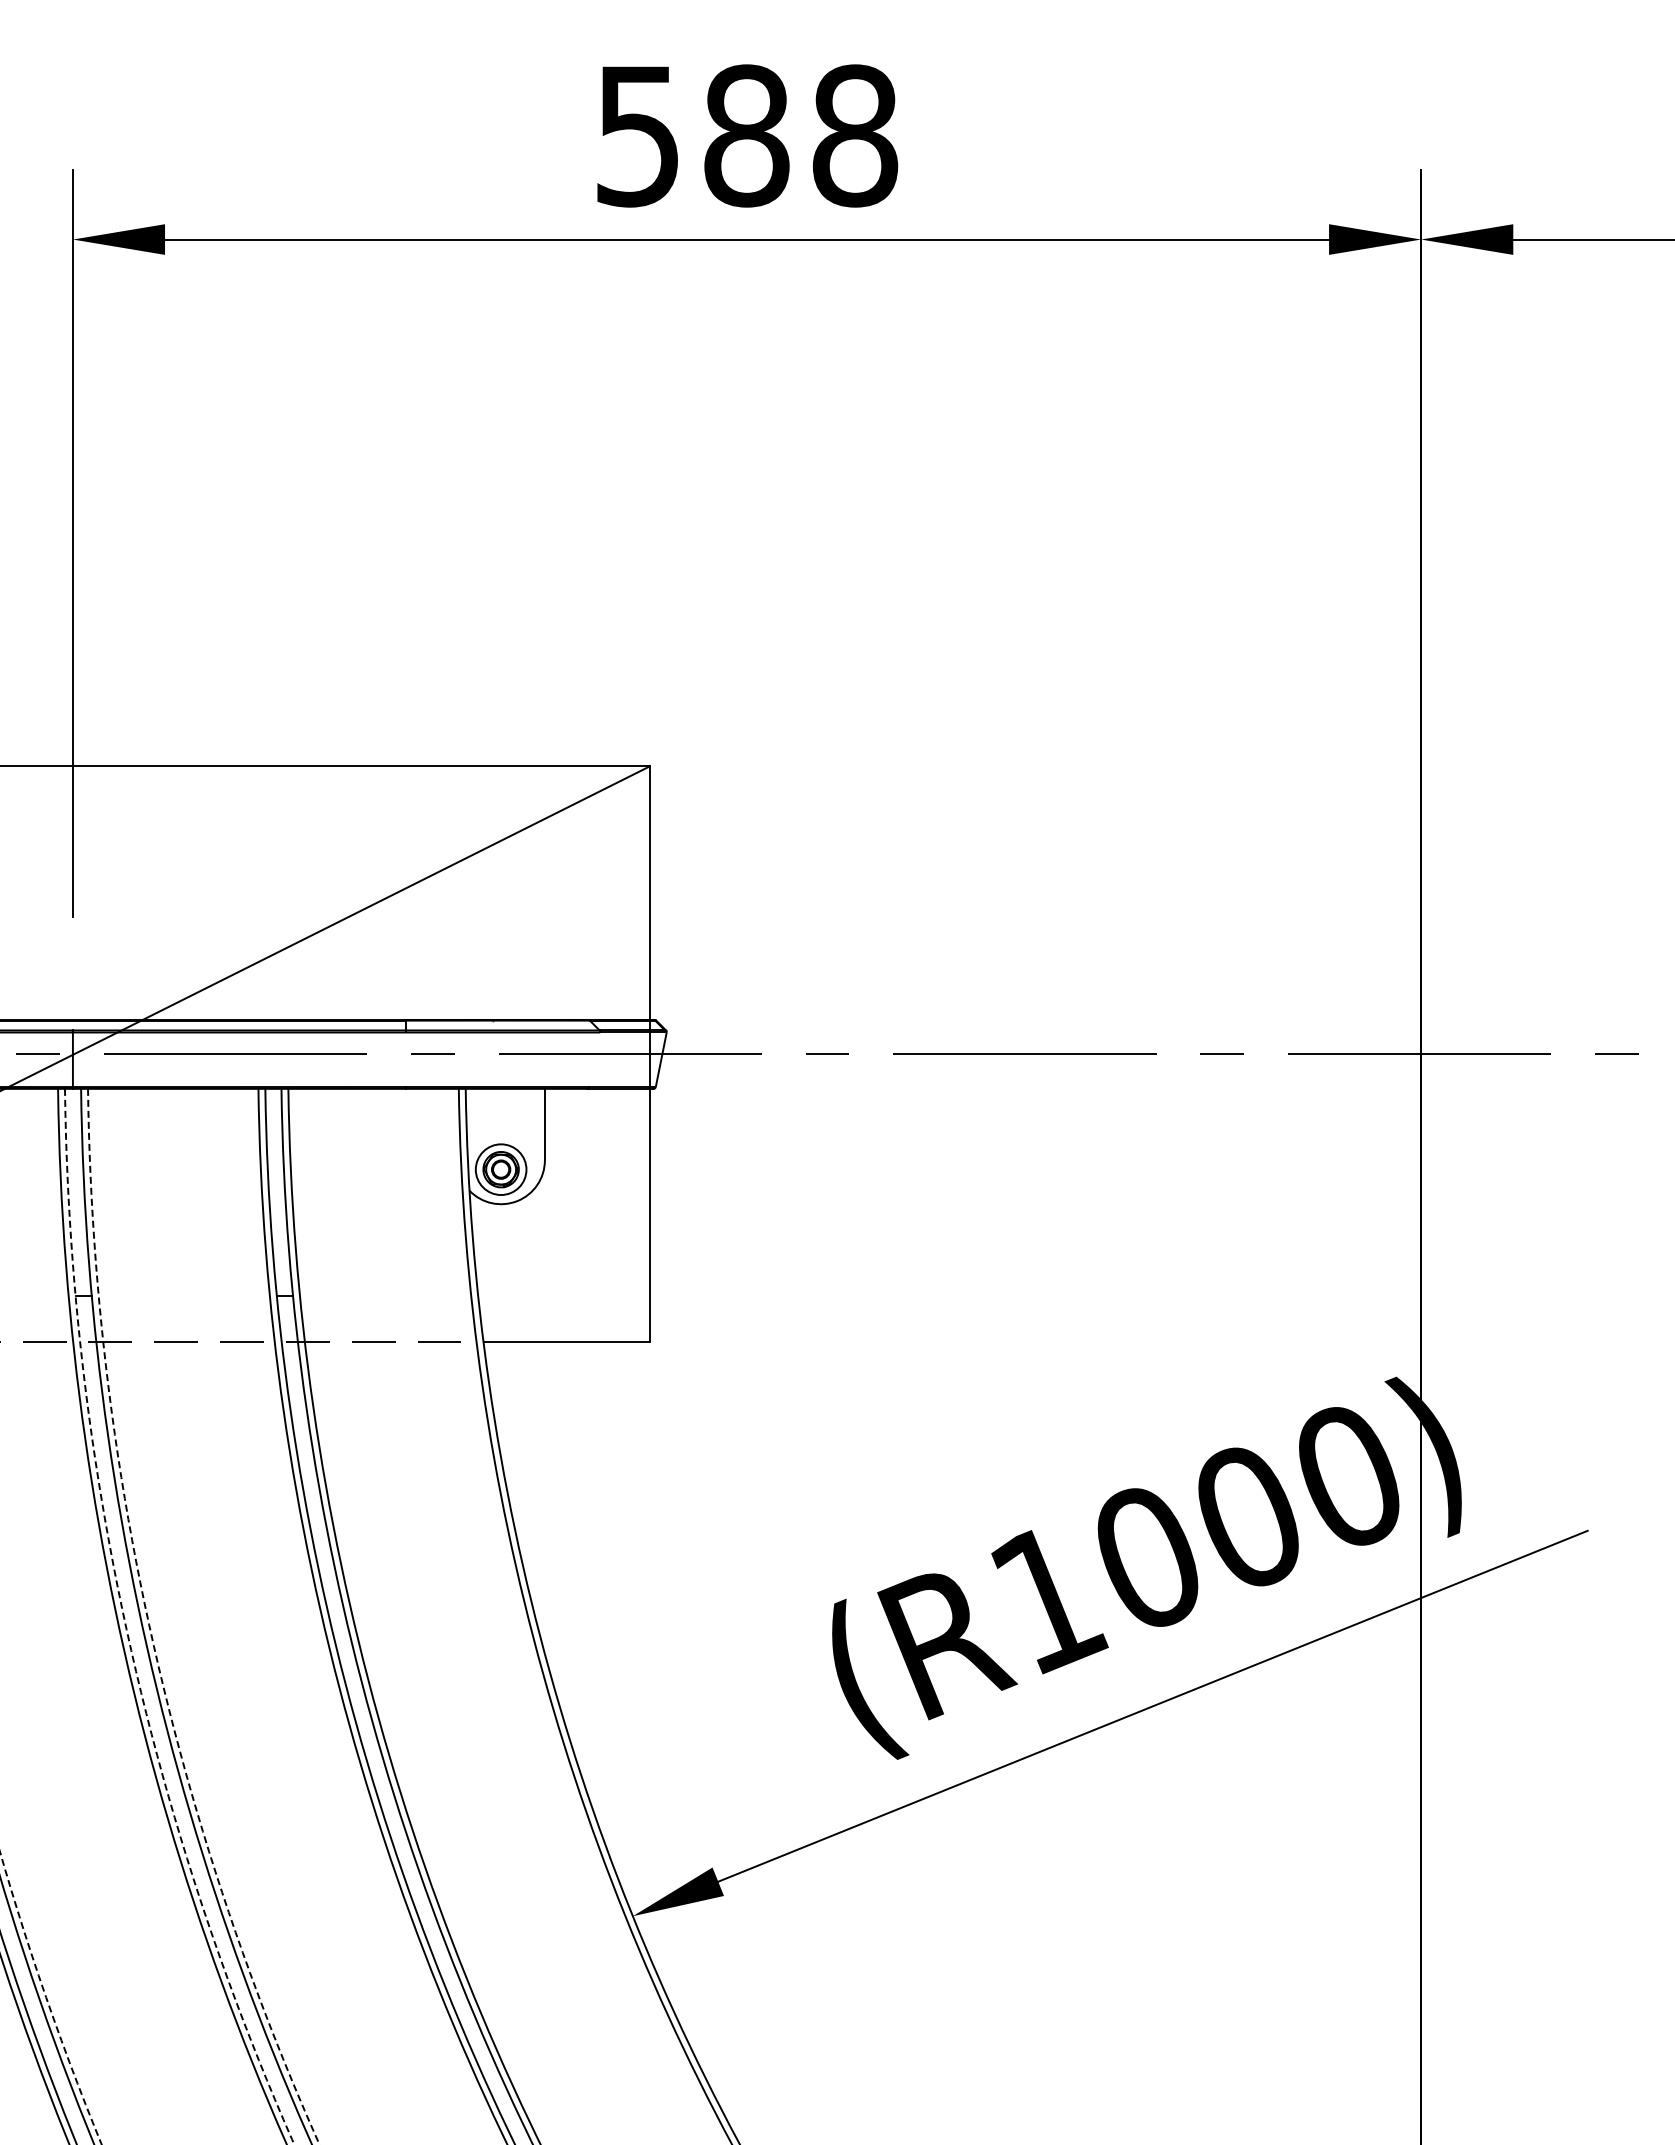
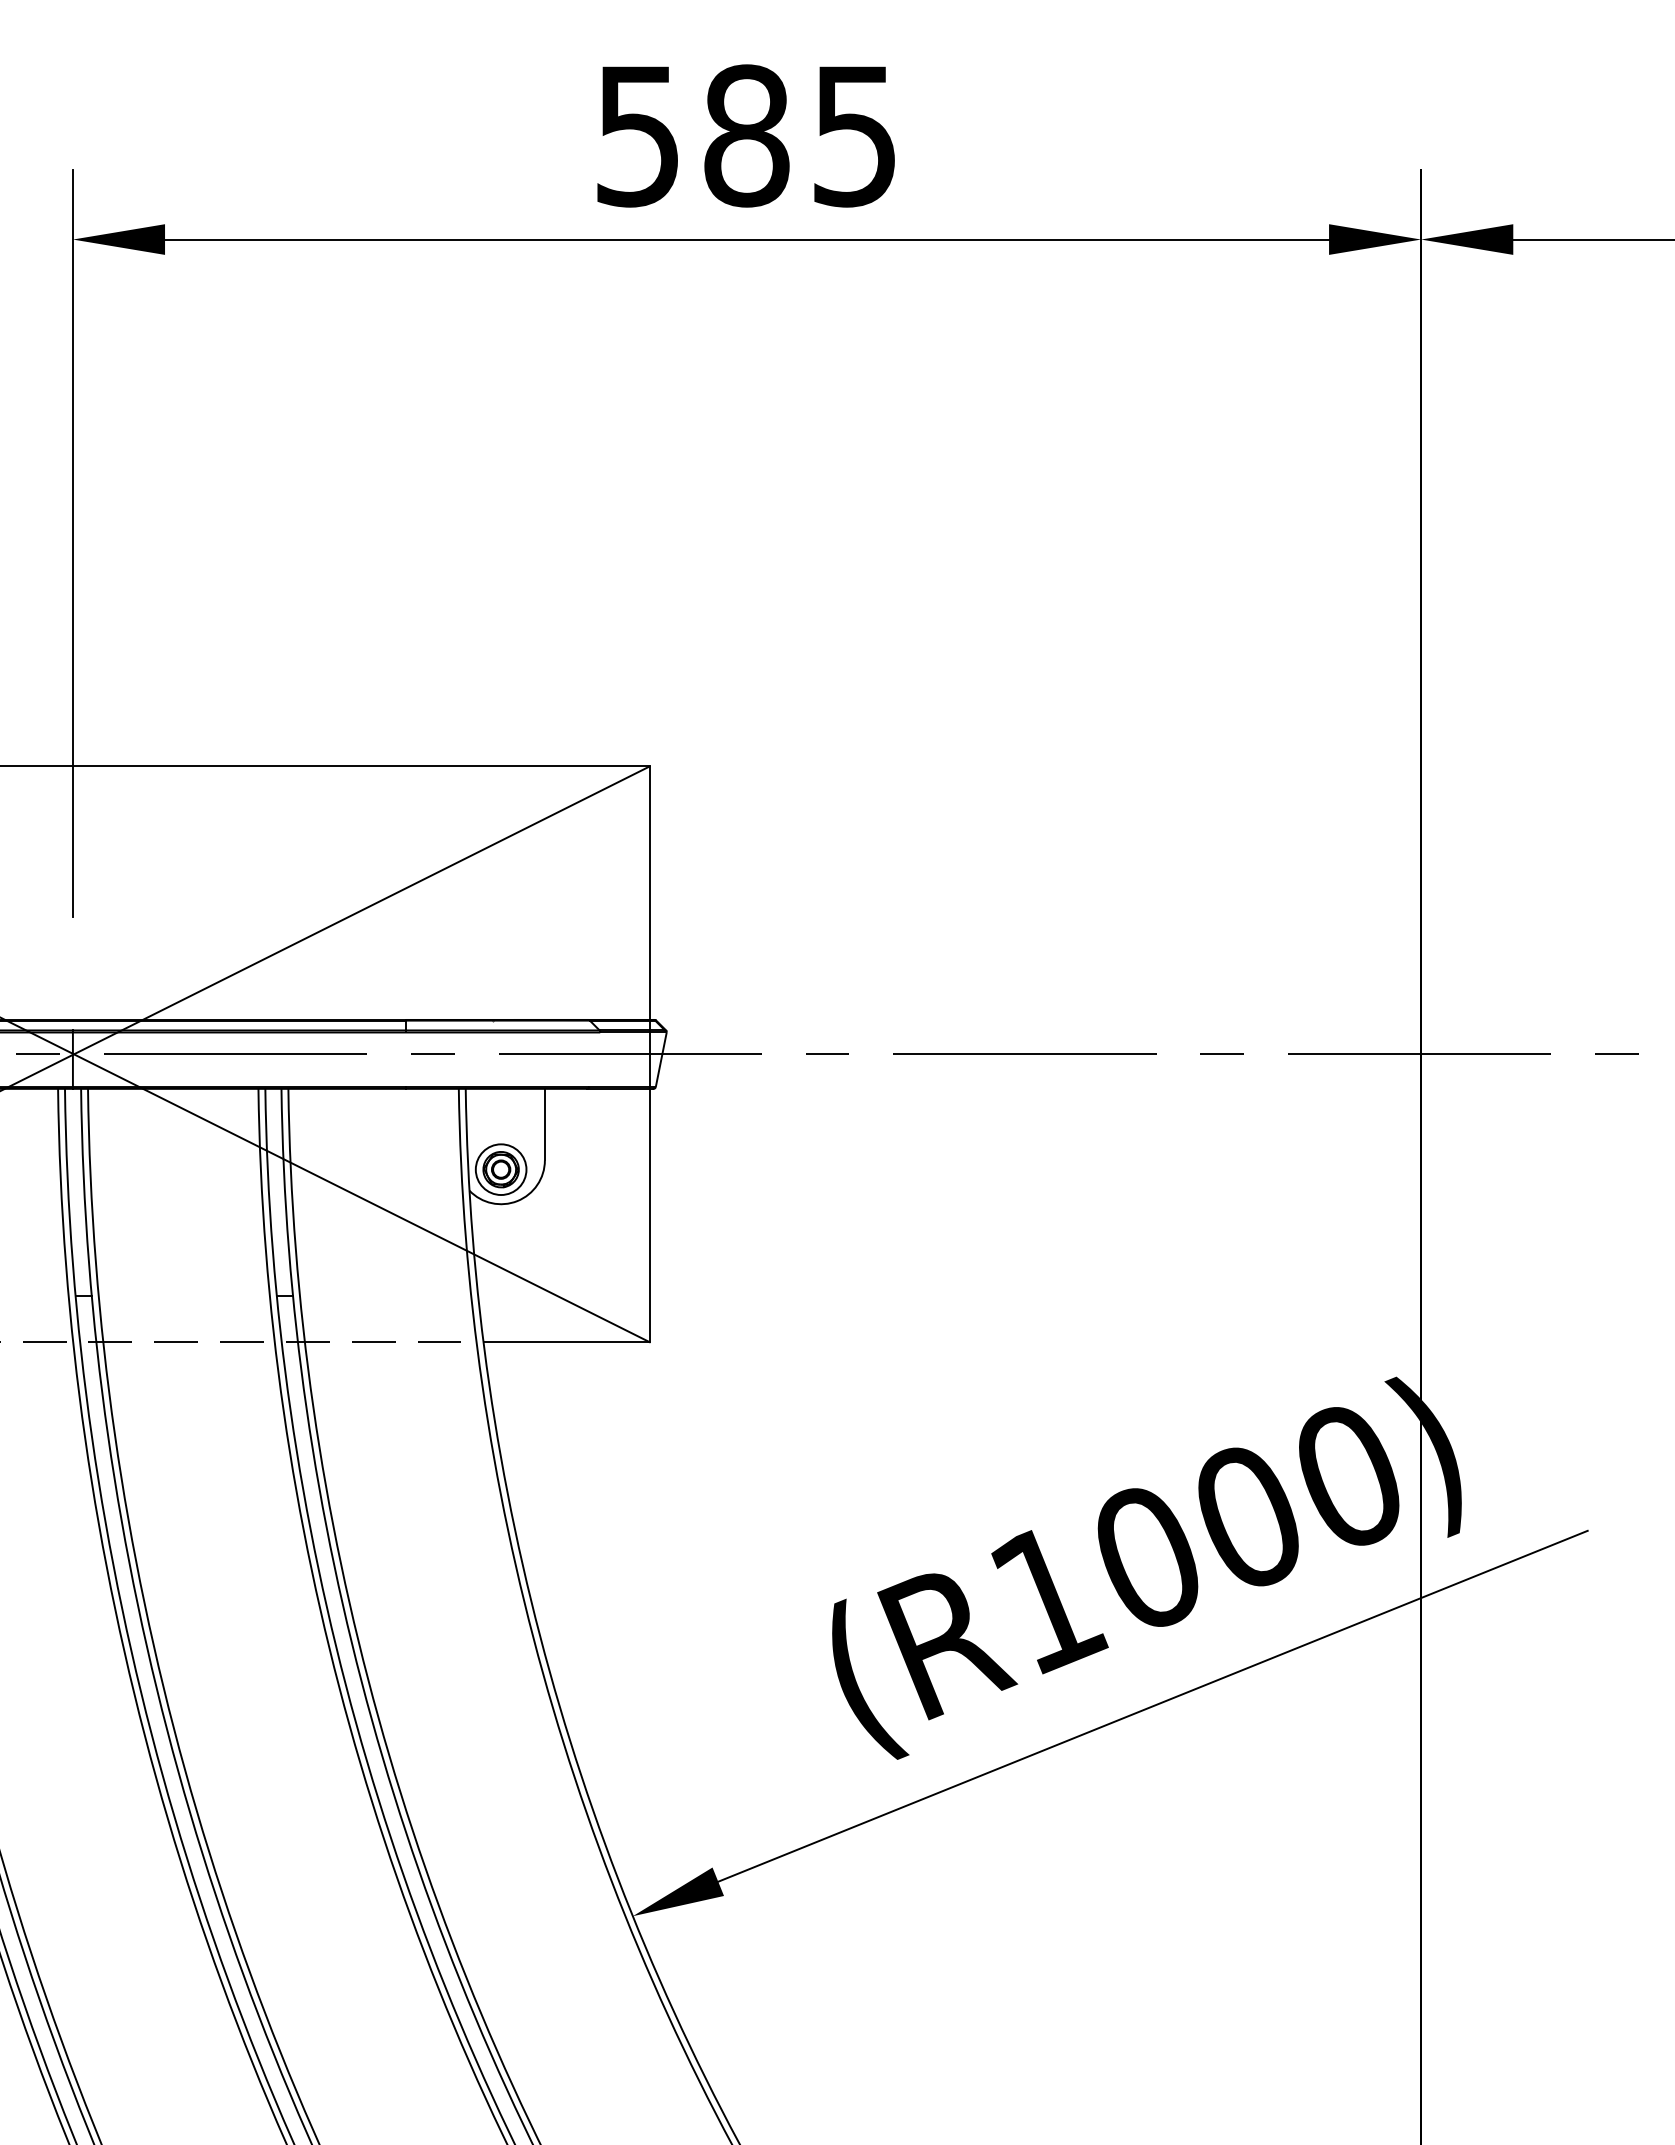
text: 588 -> 585 (855, 135)
line: none -> present (325, 1180)
arc: dashed -> solid (126, 1628)
arc: dashed -> solid (150, 1629)
arc: dashed -> solid (46, 1999)
